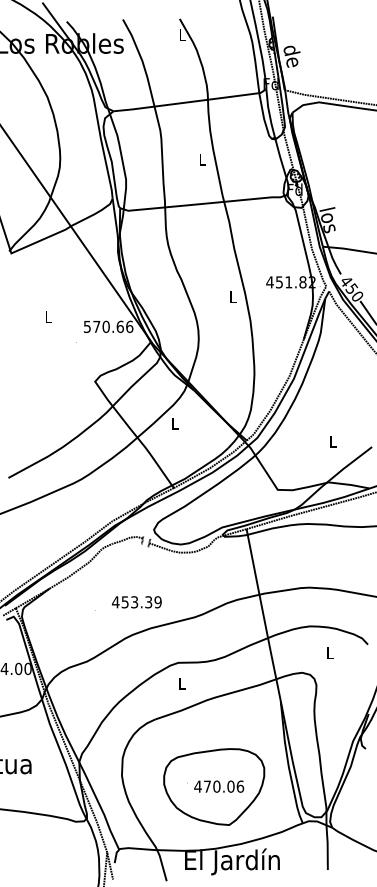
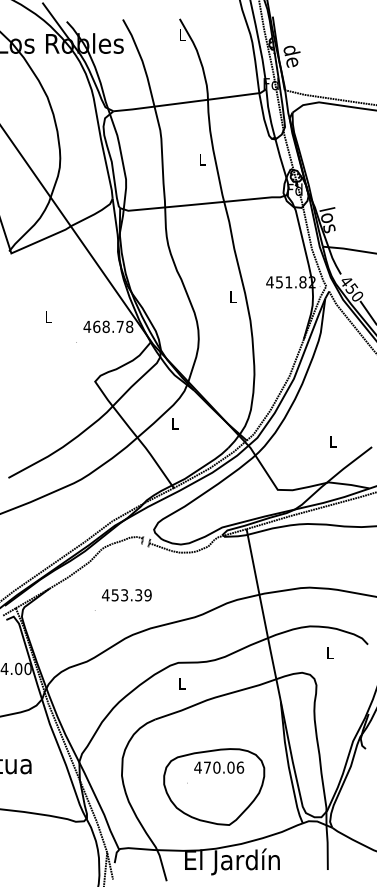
text: 570.66 -> 468.78 (108, 326)
text position: (136, 602) -> (126, 595) (126, 595)
text position: (219, 786) -> (219, 767) (219, 767)
